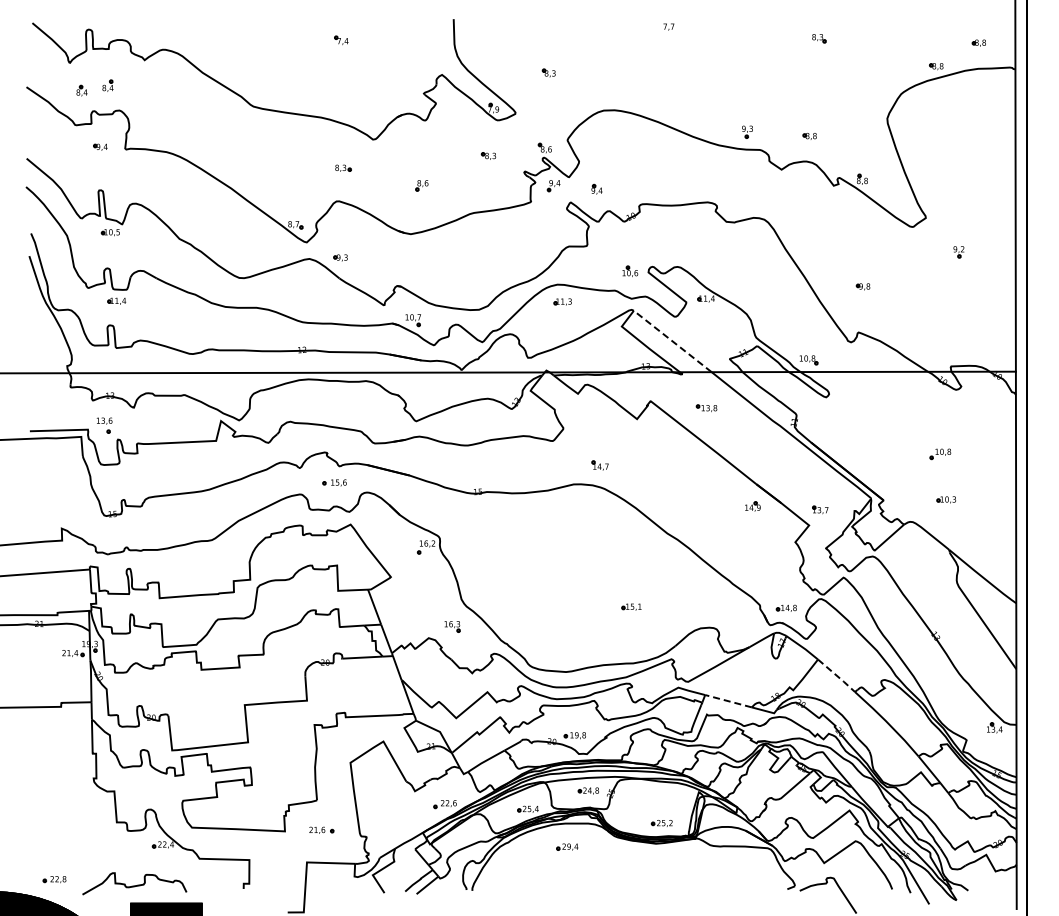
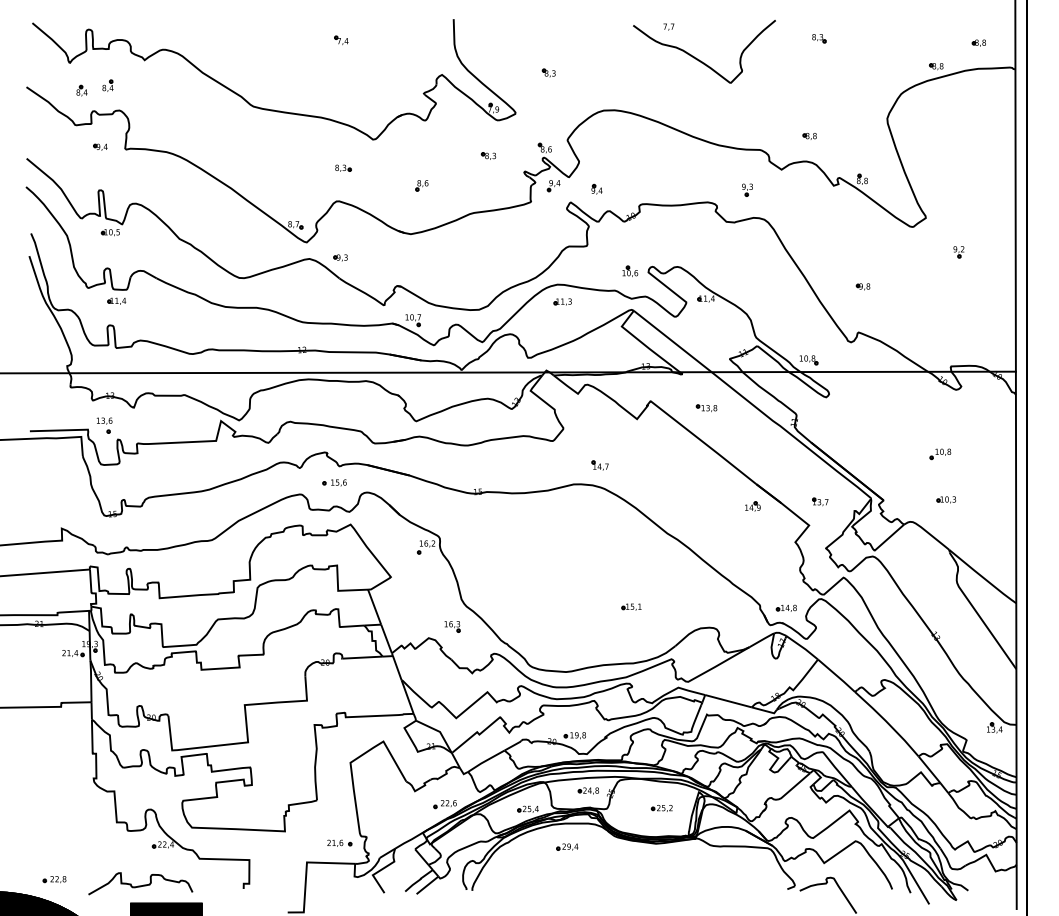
curve: none -> present (699, 59)
part position: (747, 131) -> (747, 189) (747, 189)
line: dashed -> solid (672, 341)
part position: (820, 509) -> (820, 501) (820, 501)
line: dashed -> solid (837, 676)
line: dashed -> solid (728, 701)
part position: (661, 823) -> (661, 808) (661, 808)
part position: (321, 829) -> (339, 842) (339, 842)
curve position: (134, 885) -> (140, 885) (140, 885)
